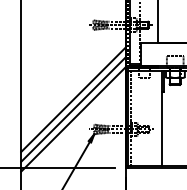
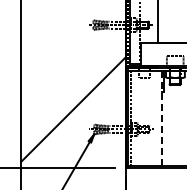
line: present -> none (73, 99)
line: solid -> dashed (162, 118)
line: present -> none (73, 119)
